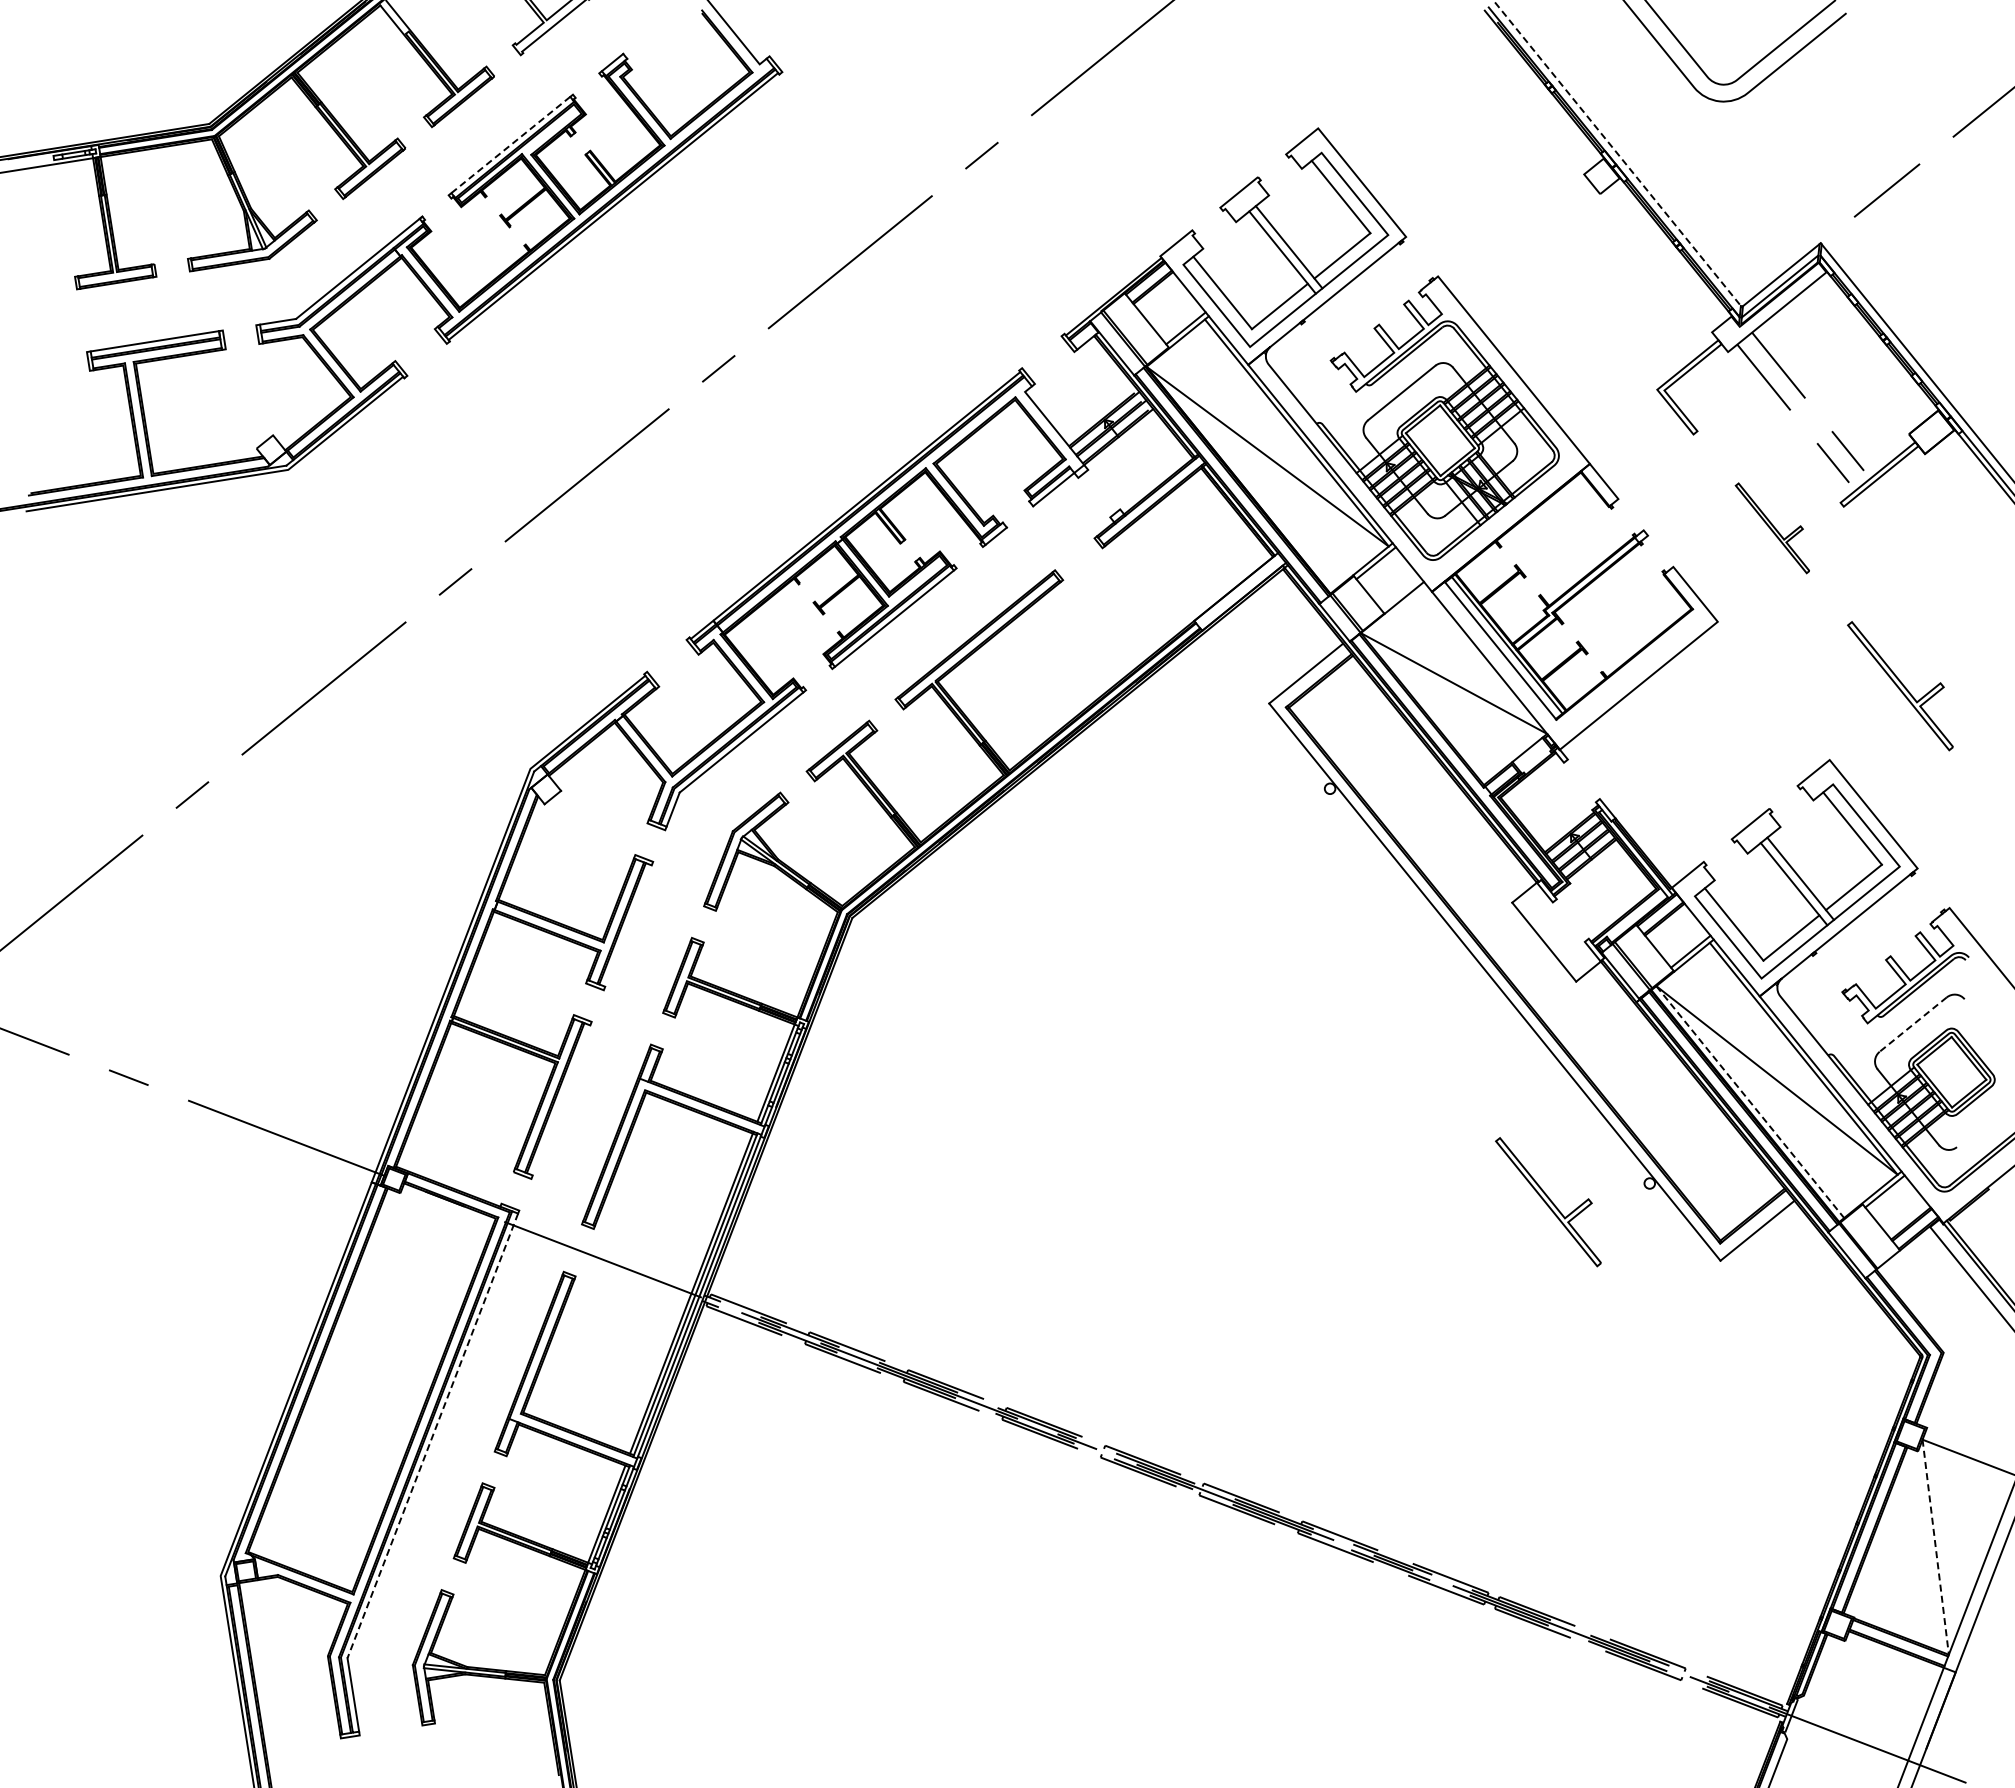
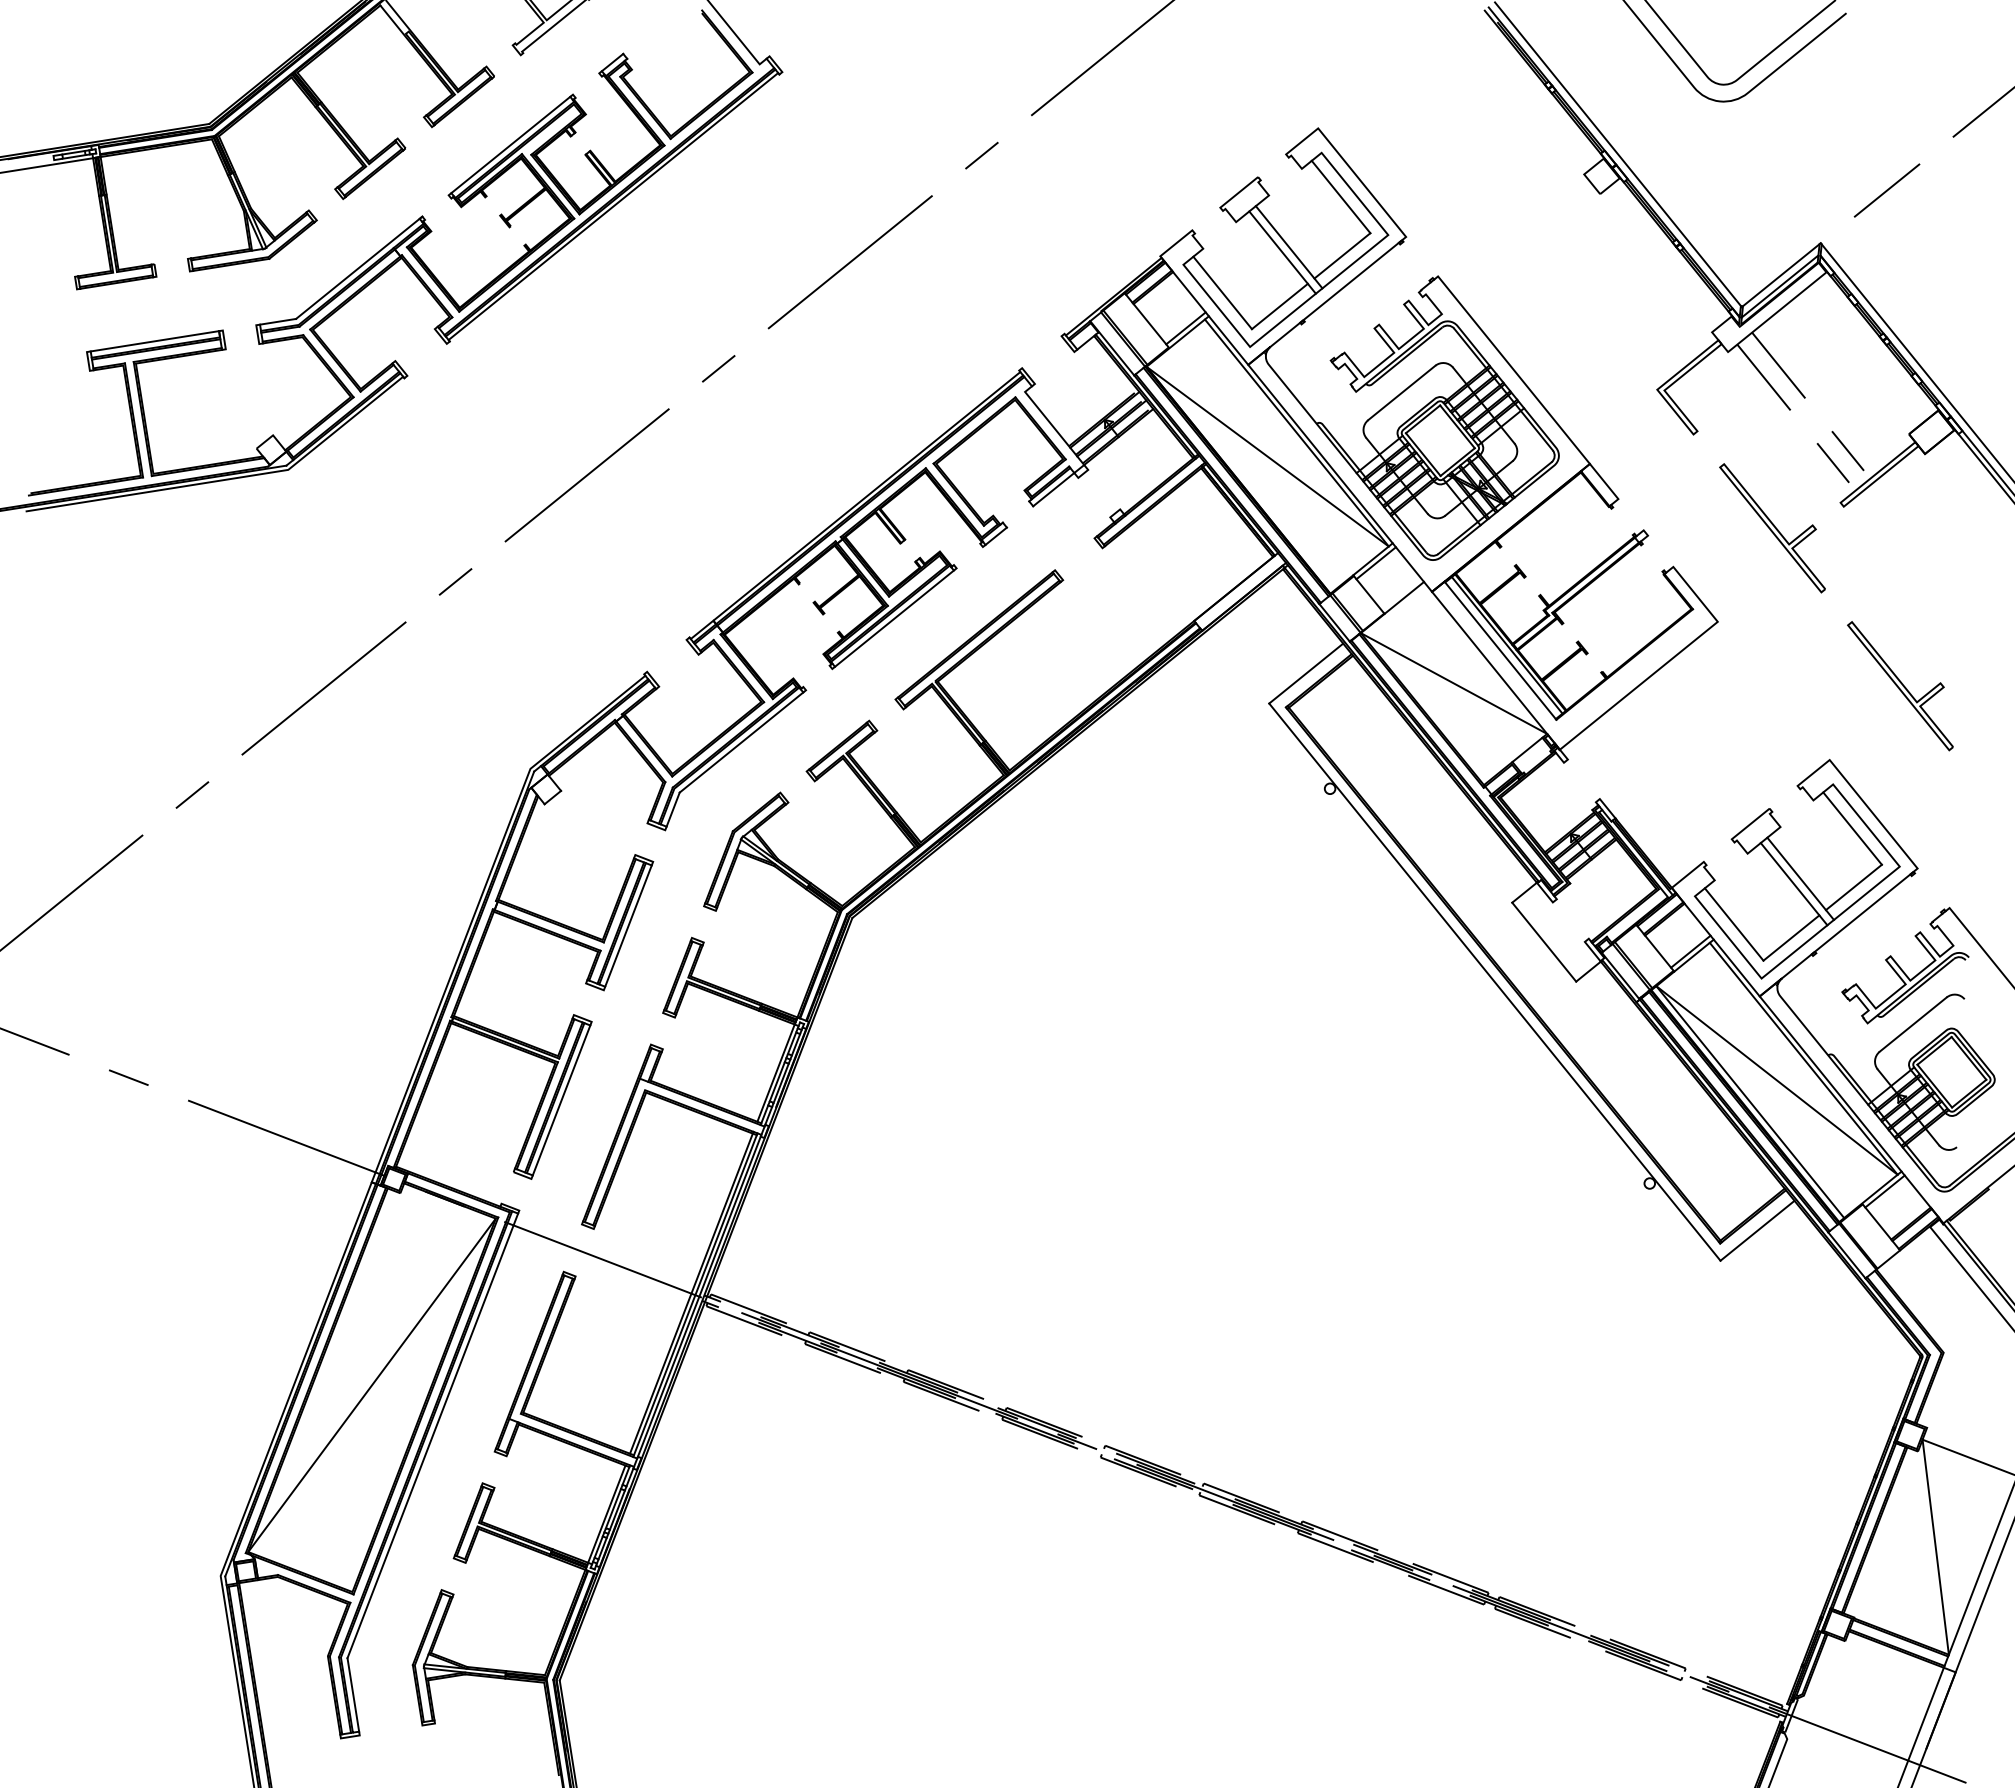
line: dashed -> solid (510, 144)
line: dashed -> solid (1618, 155)
part size: 76x93 px -> 107x131 px (1772, 528)
line: none -> present (628, 925)
line: dashed -> solid (1912, 1024)
line: none -> present (561, 1100)
line: dashed -> solid (1750, 1102)
part: present -> none (1548, 1202)
line: none -> present (371, 1385)
line: dashed -> solid (432, 1436)
line: dashed -> solid (1935, 1547)
